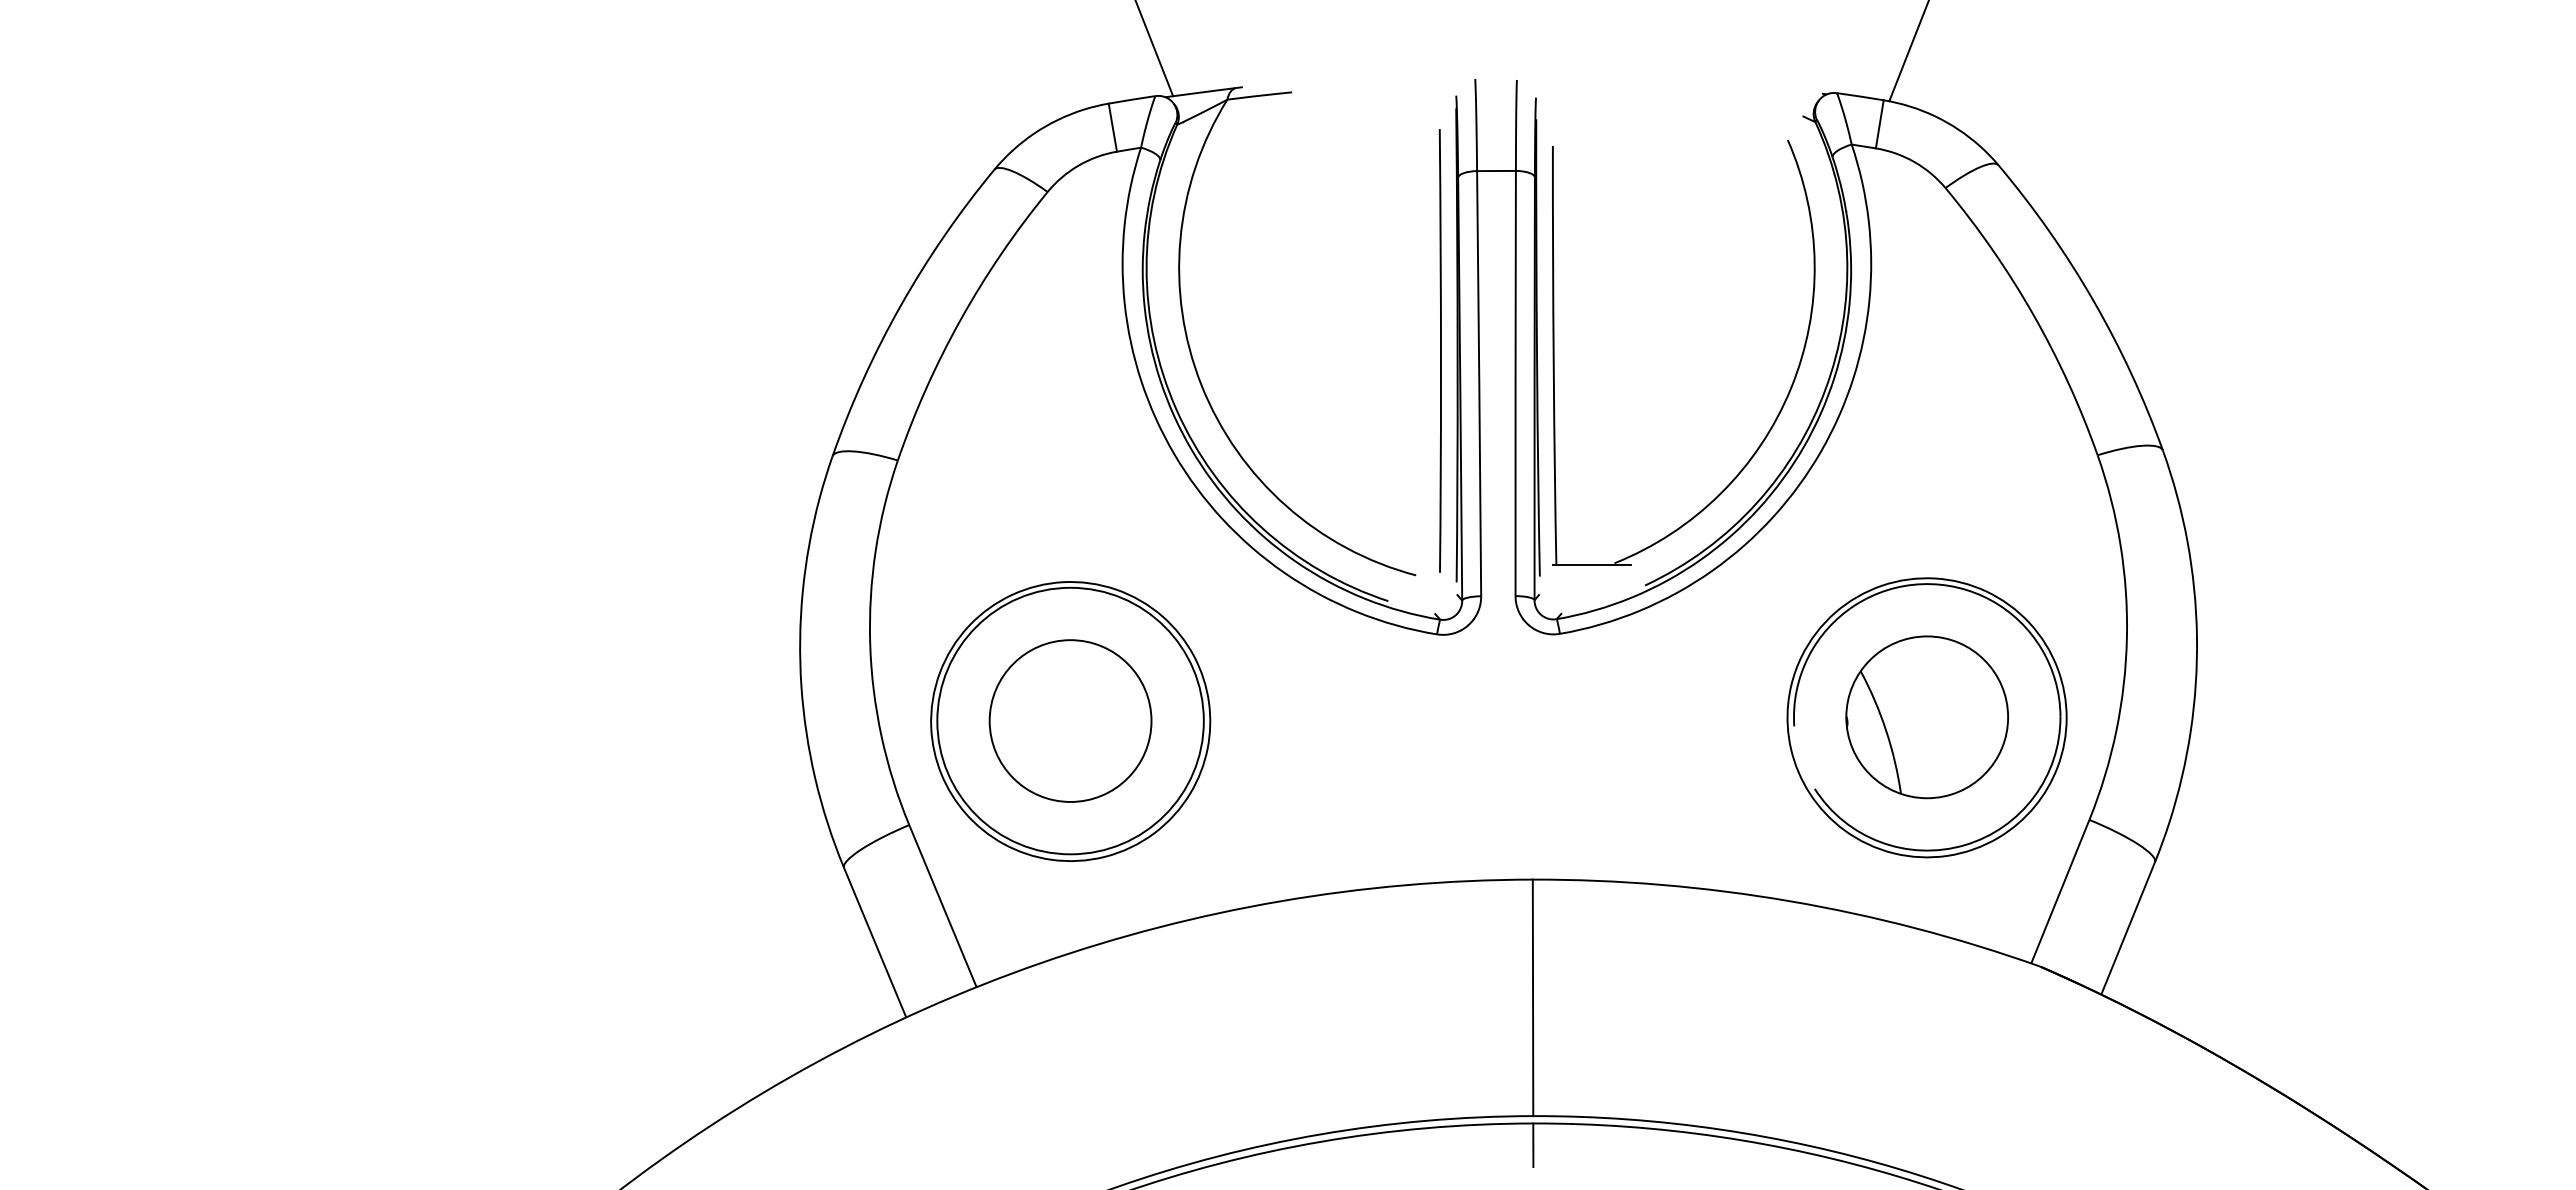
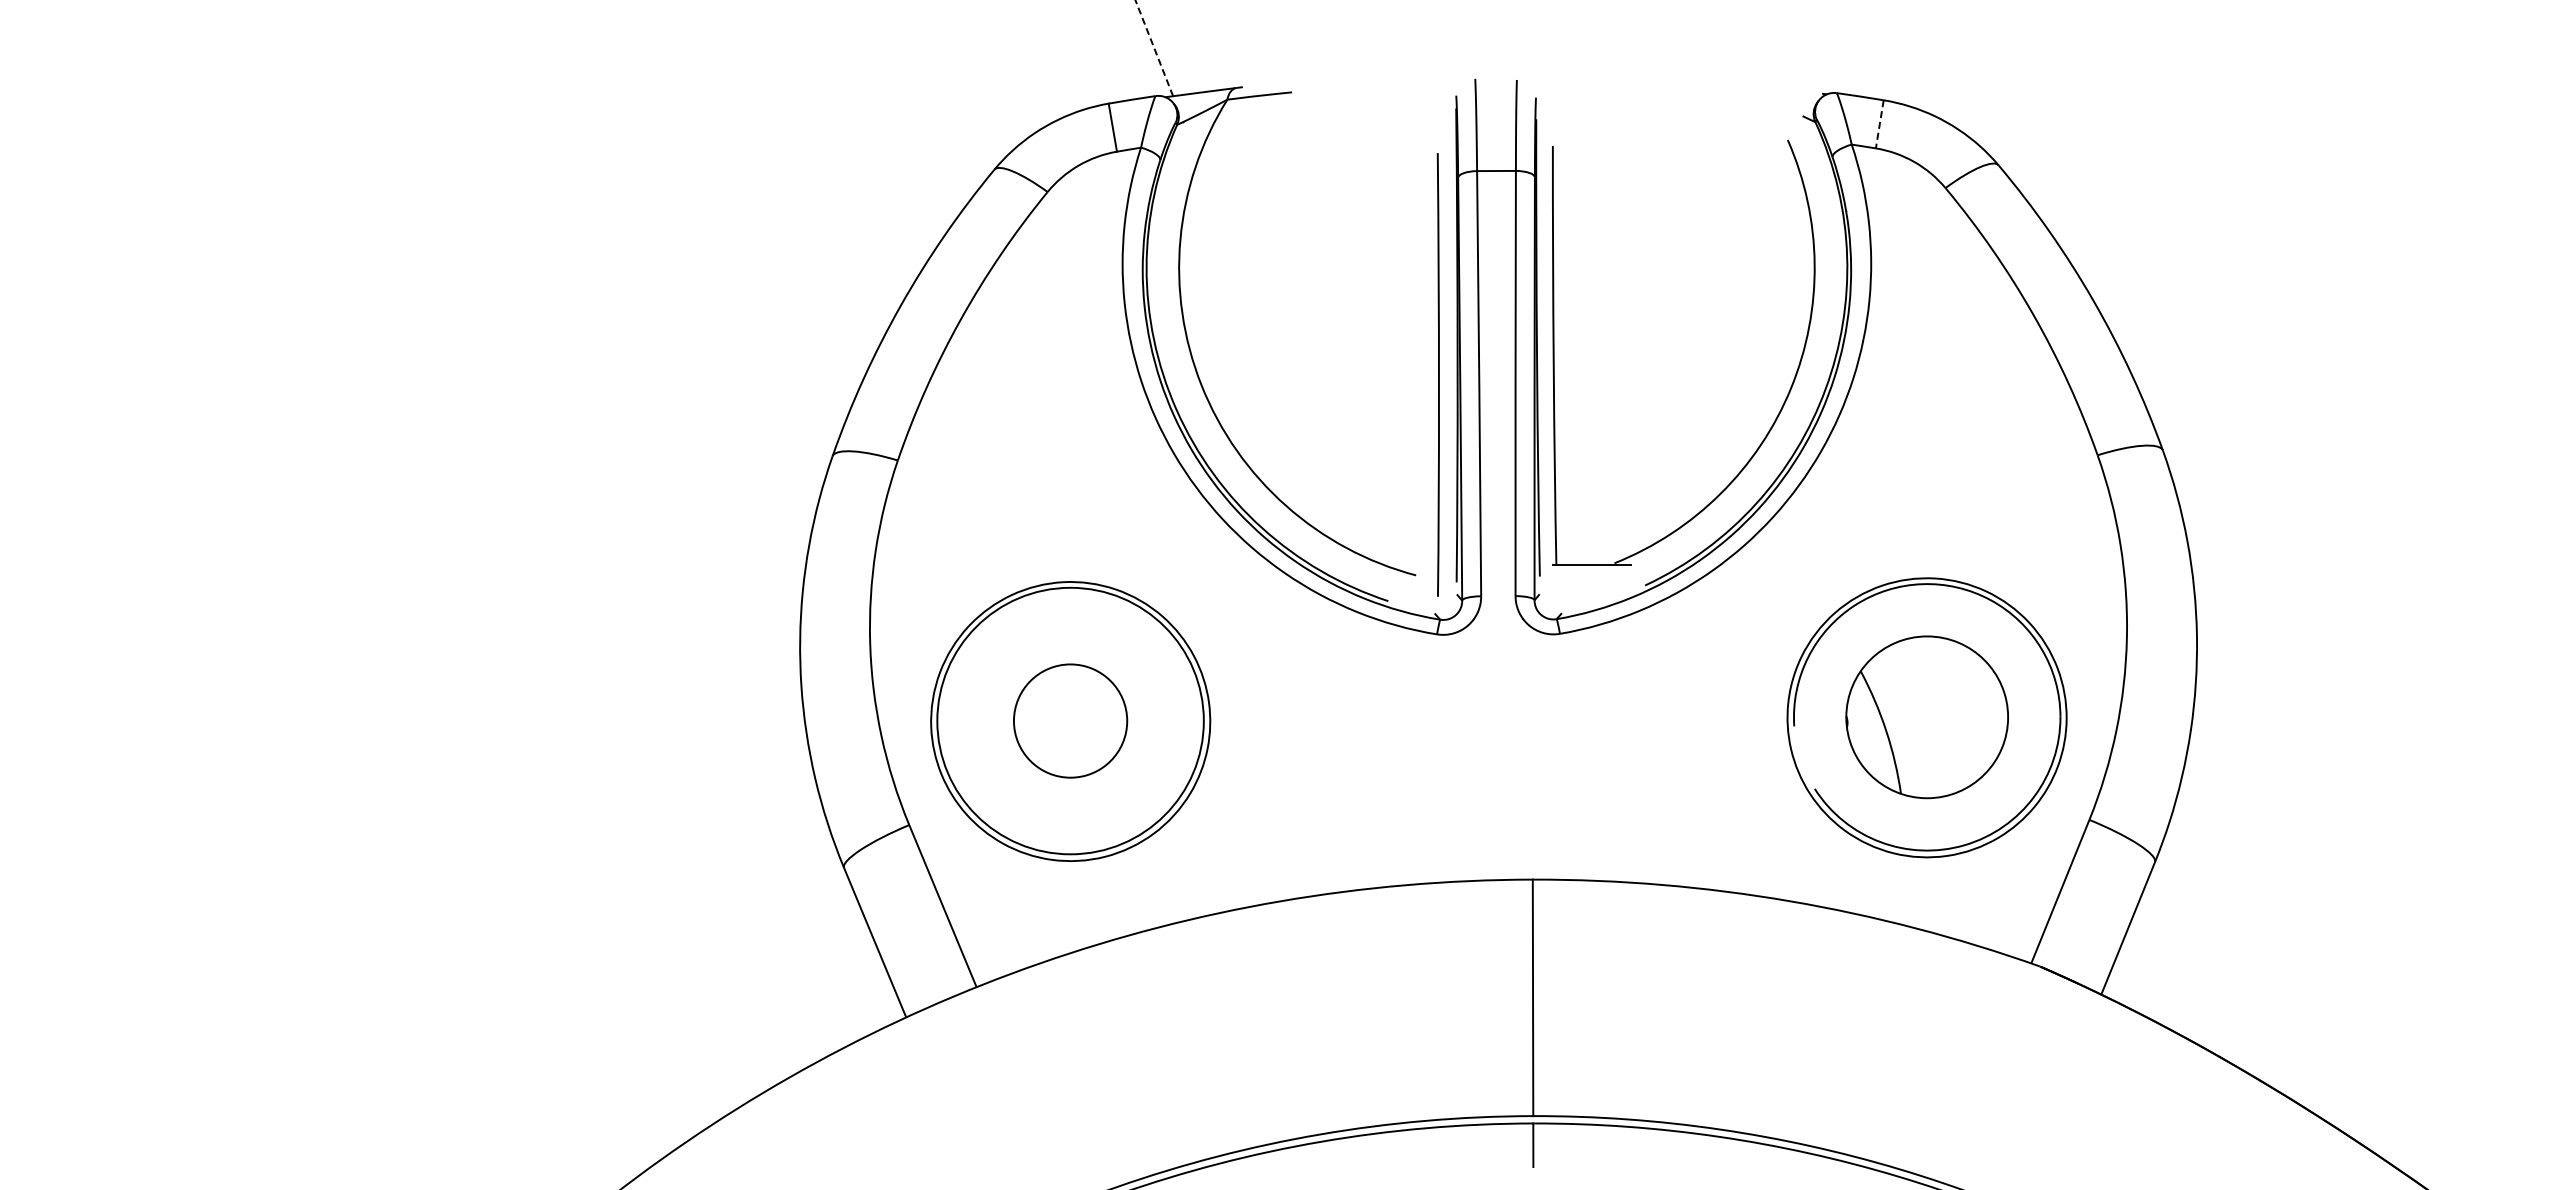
line: solid -> dashed (1154, 48)
line: present -> none (1908, 51)
line: solid -> dashed (1879, 124)
line position: (1440, 350) -> (1438, 374) (1438, 374)
circle diameter: 162 px -> 113 px (1070, 720)
